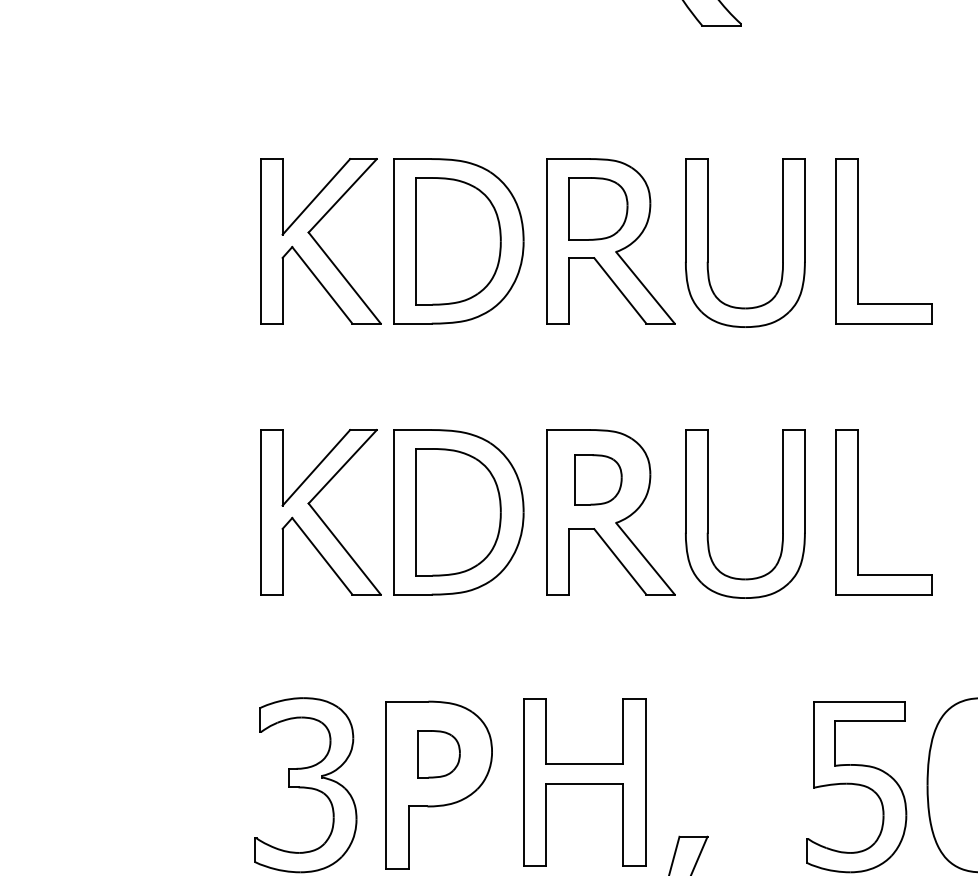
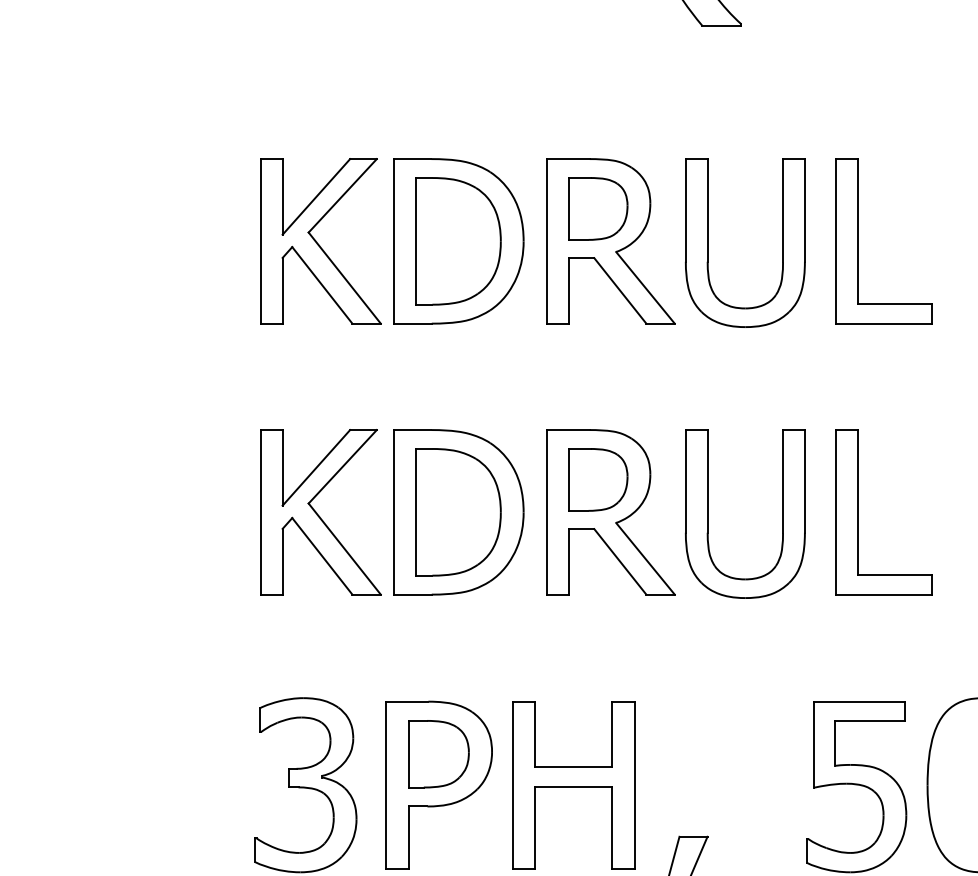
part size: 49x52 px -> 61x64 px (598, 479)
part size: 44x49 px -> 62x69 px (438, 754)
part position: (584, 782) -> (573, 785) (573, 785)
